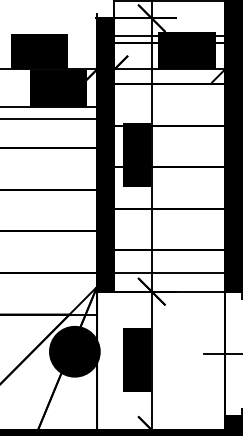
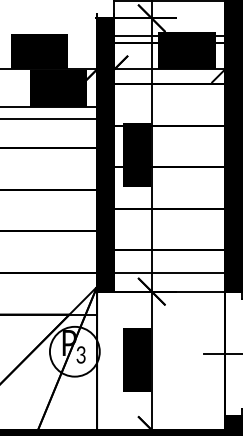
fill: present -> none (74, 351)
